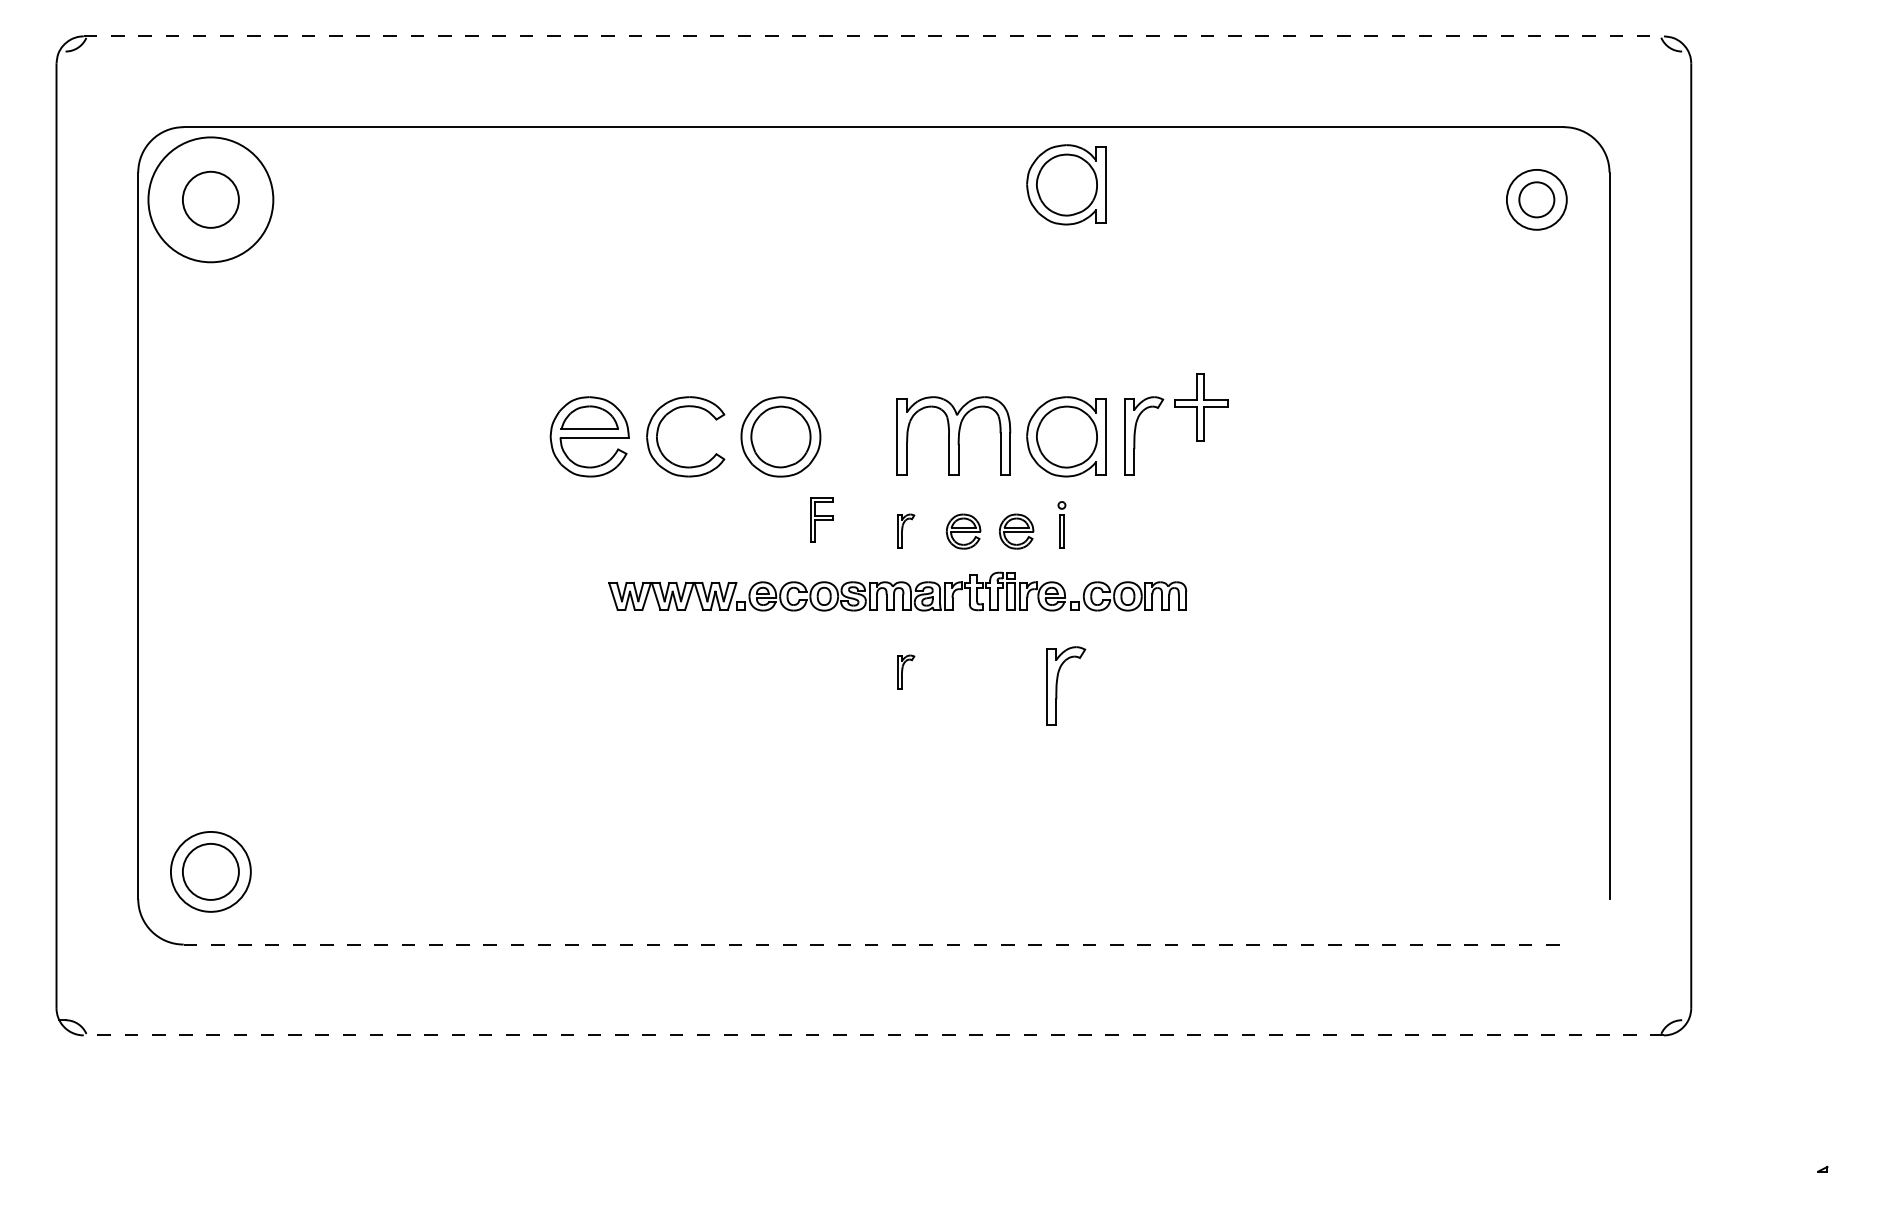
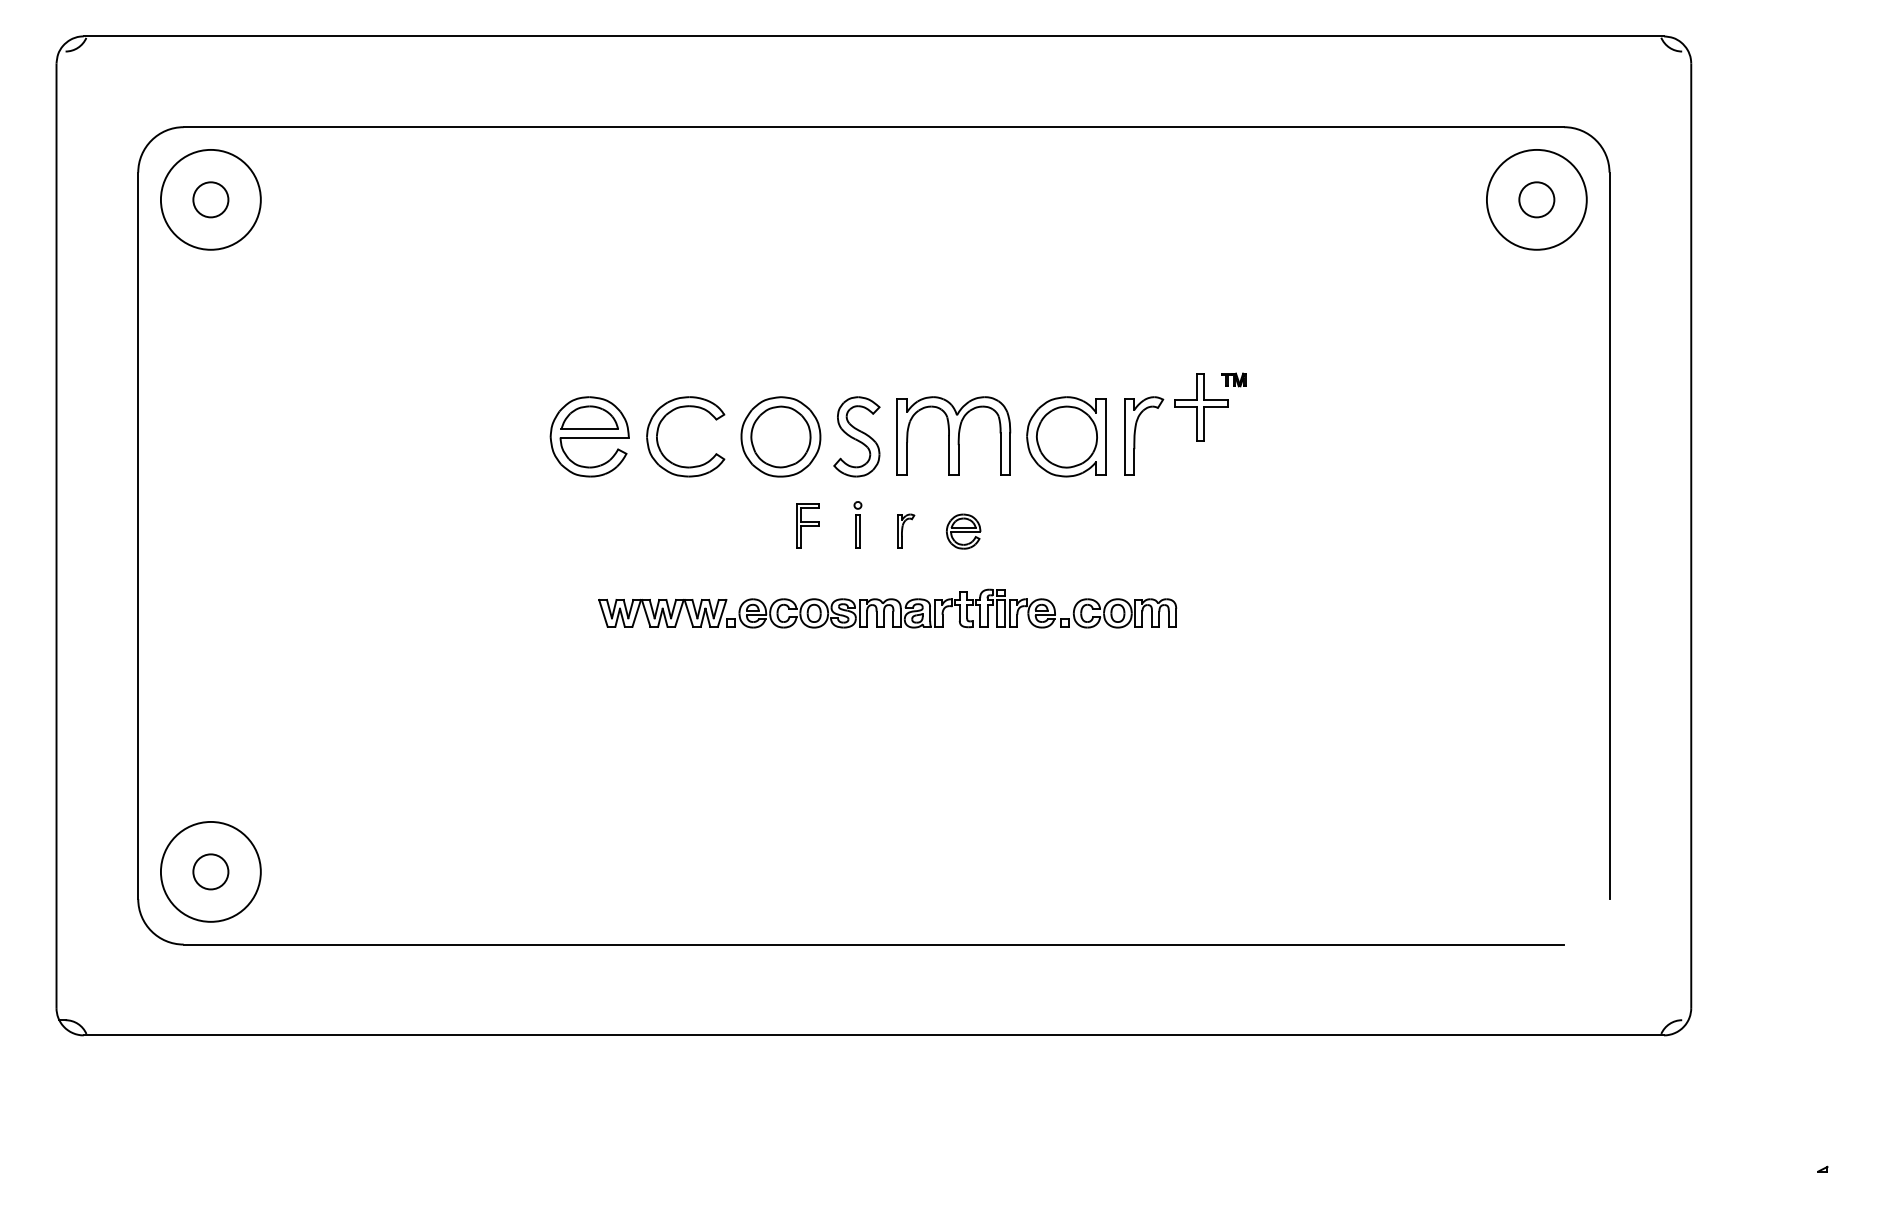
line: dashed -> solid (874, 36)
part: present -> none (1066, 184)
circle diameter: 125 px -> 100 px (210, 199)
circle diameter: 56 px -> 35 px (210, 199)
circle diameter: 60 px -> 100 px (1536, 199)
part: none -> present (1233, 379)
part: none -> present (856, 436)
part position: (821, 519) -> (807, 525) (807, 525)
part position: (1061, 524) -> (857, 524) (857, 524)
part: present -> none (1016, 531)
part position: (897, 591) -> (887, 608) (887, 608)
part: present -> none (906, 671)
part: present -> none (1057, 685)
circle diameter: 56 px -> 35 px (210, 871)
circle diameter: 80 px -> 100 px (210, 871)
line: dashed -> solid (874, 944)
line: dashed -> solid (873, 1035)
